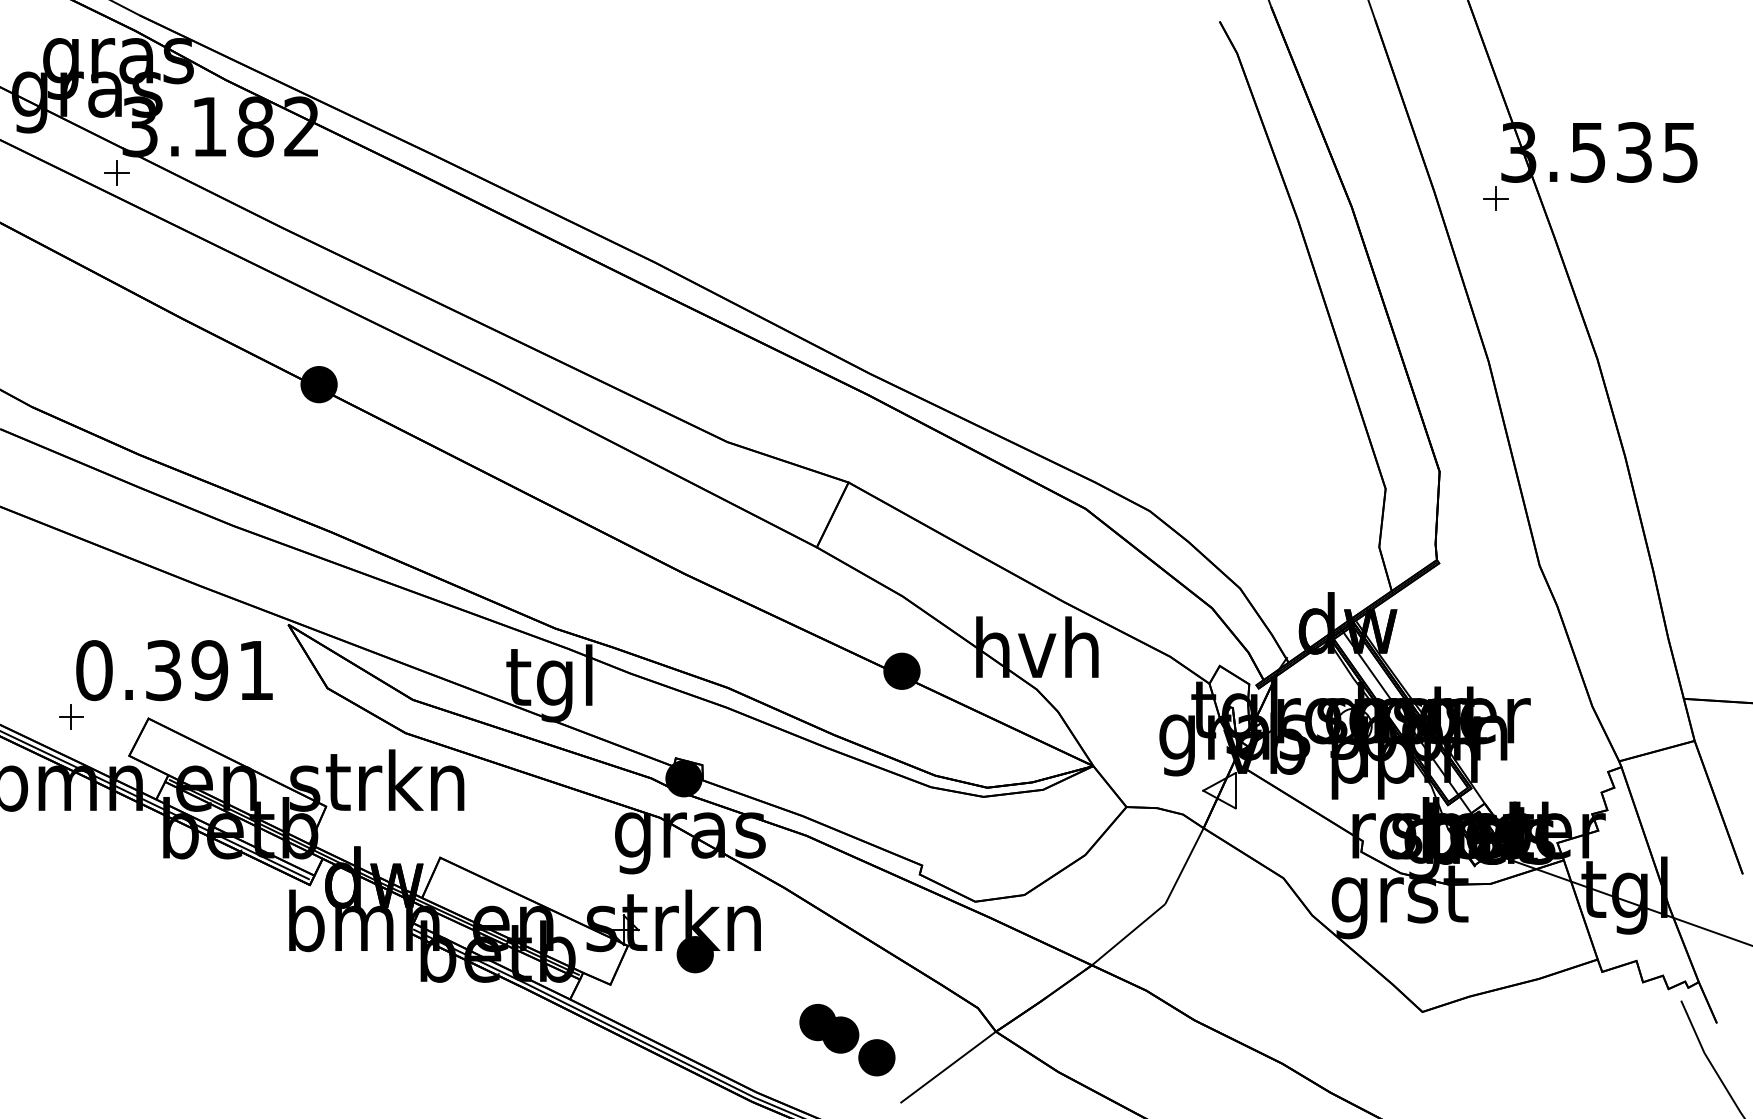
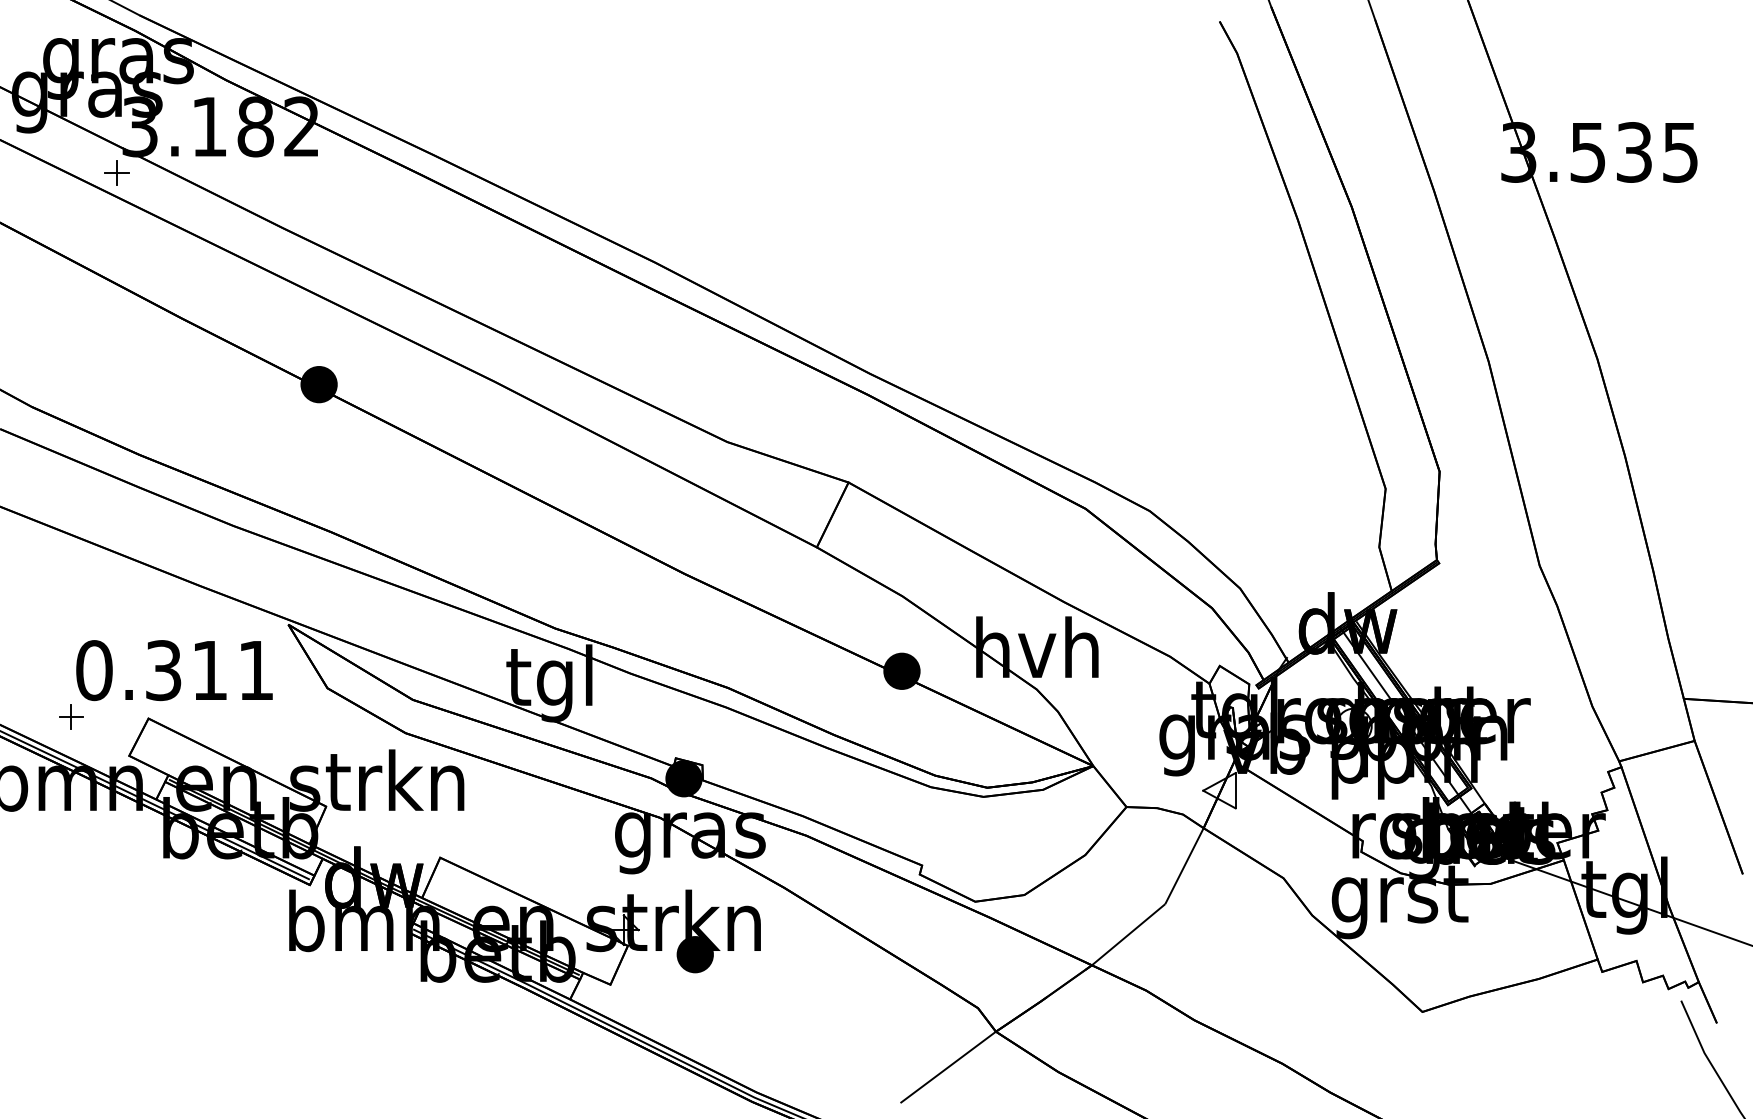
part: present -> none (1495, 198)
text: 0.391 -> 0.311 (209, 670)
part: present -> none (847, 1040)
